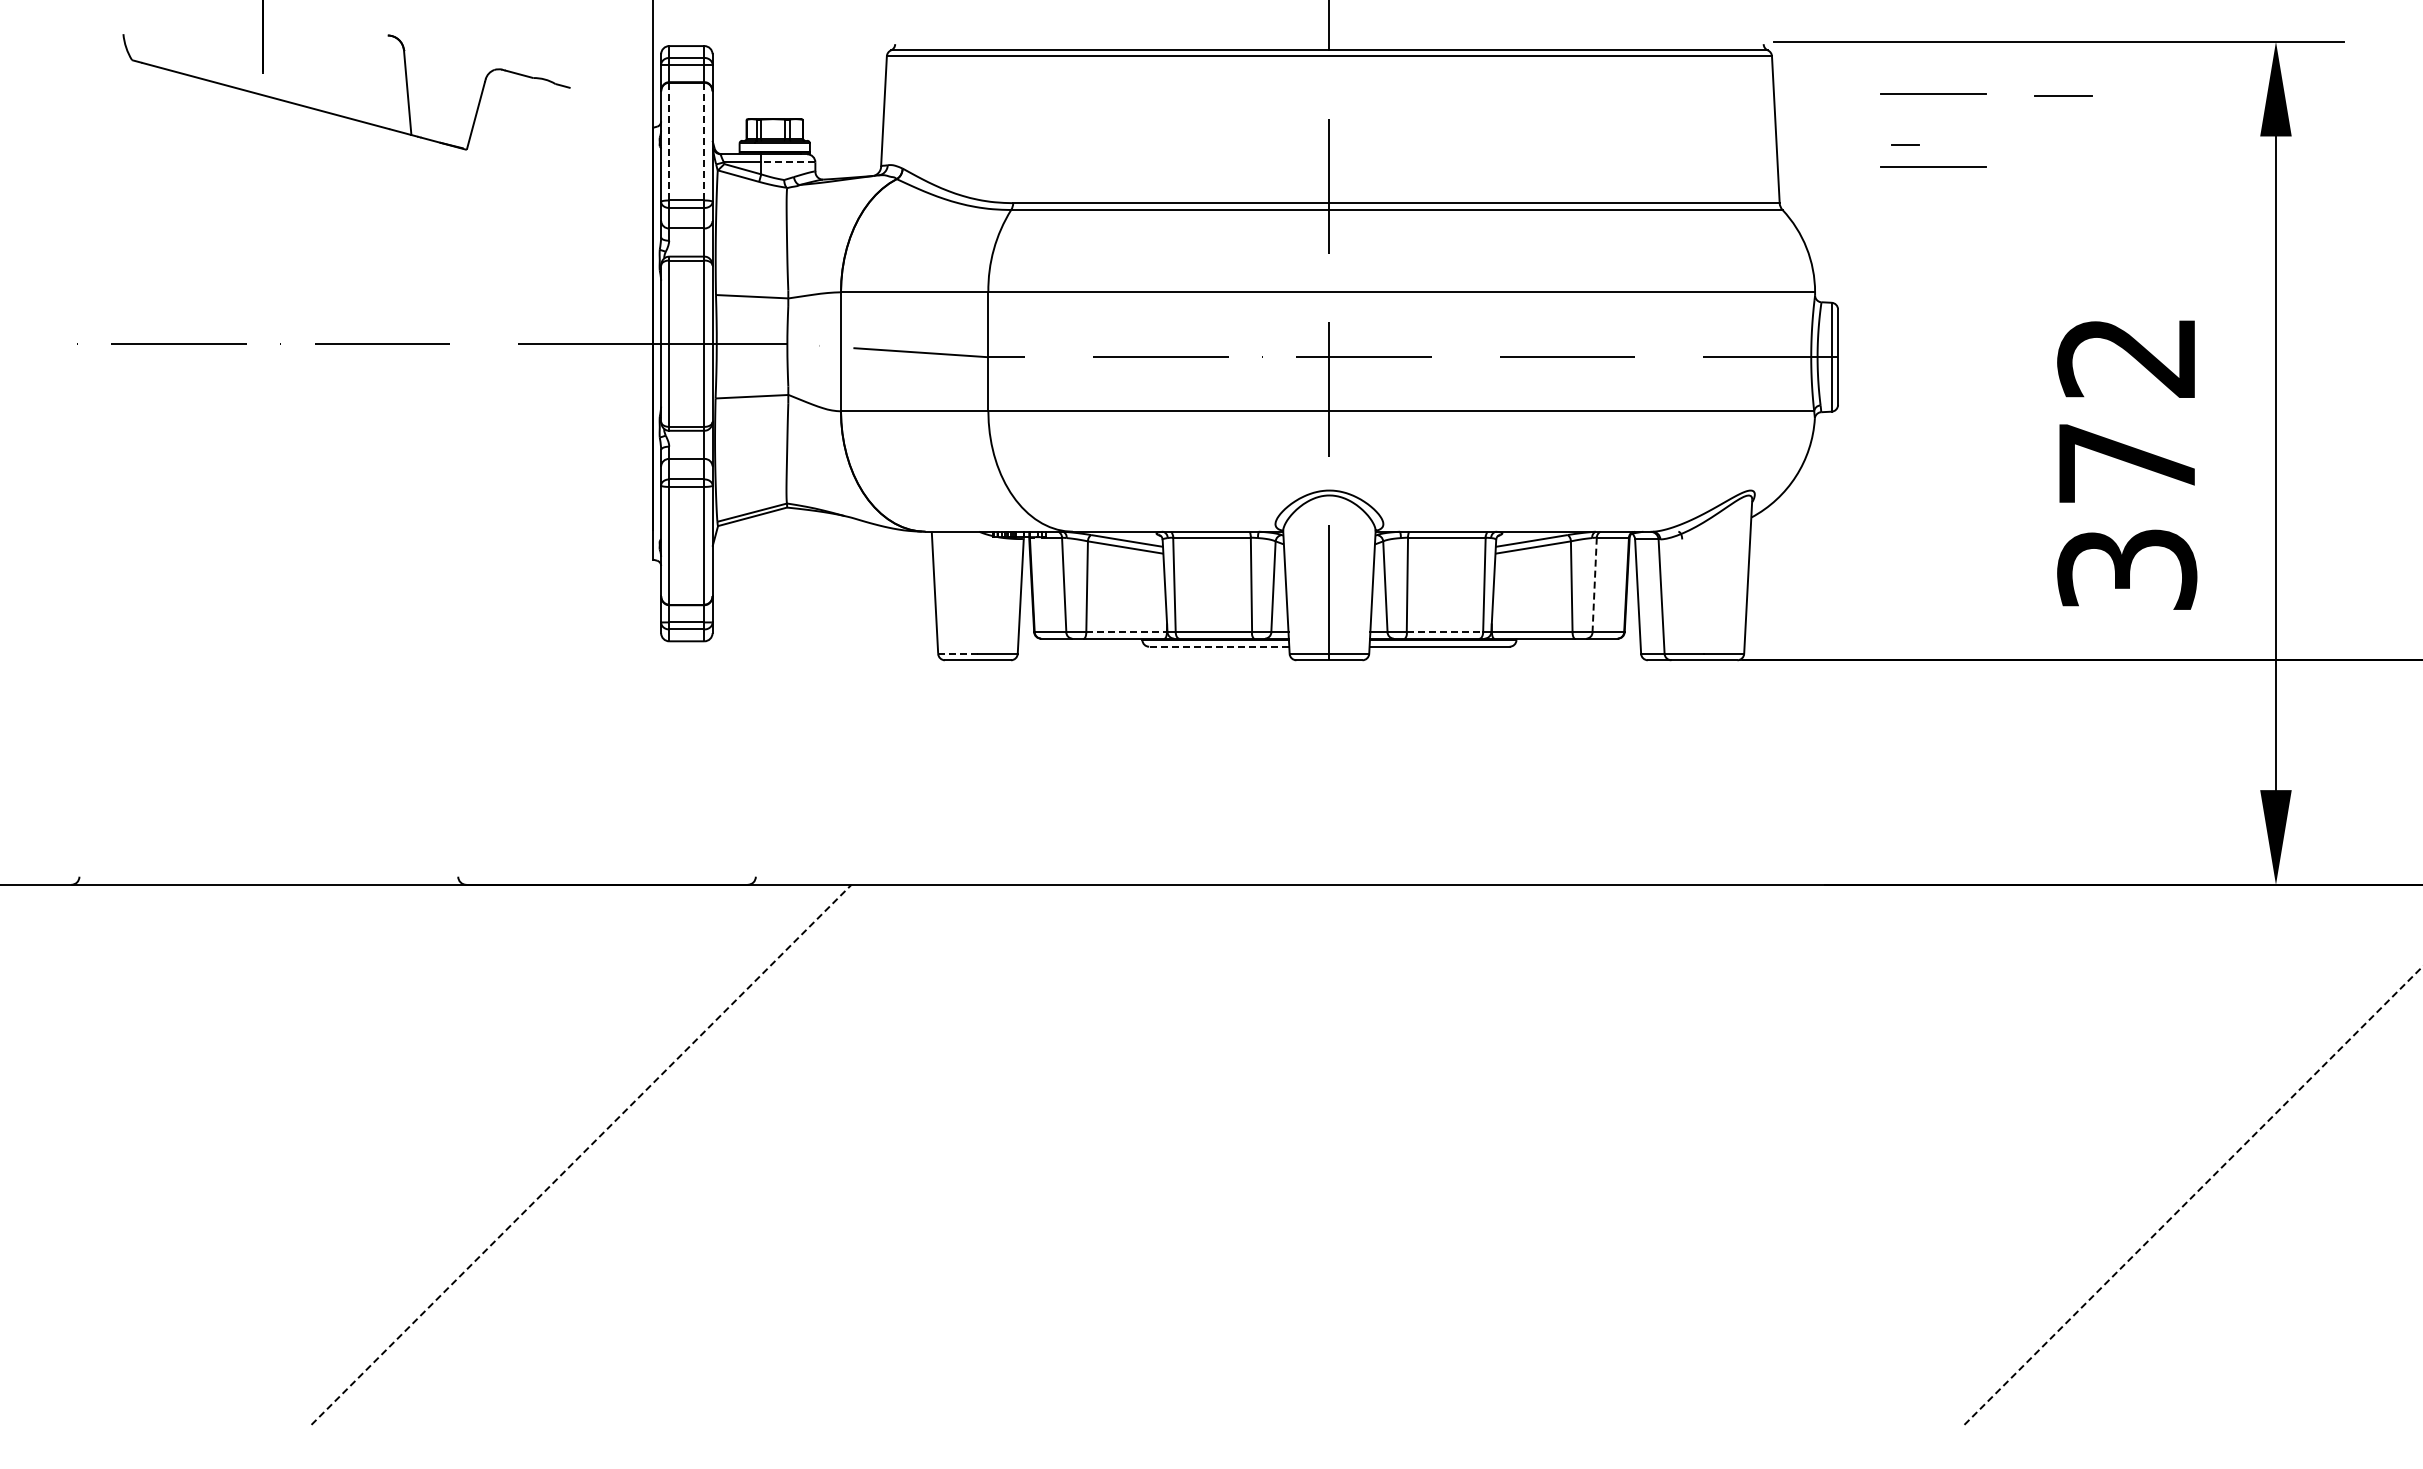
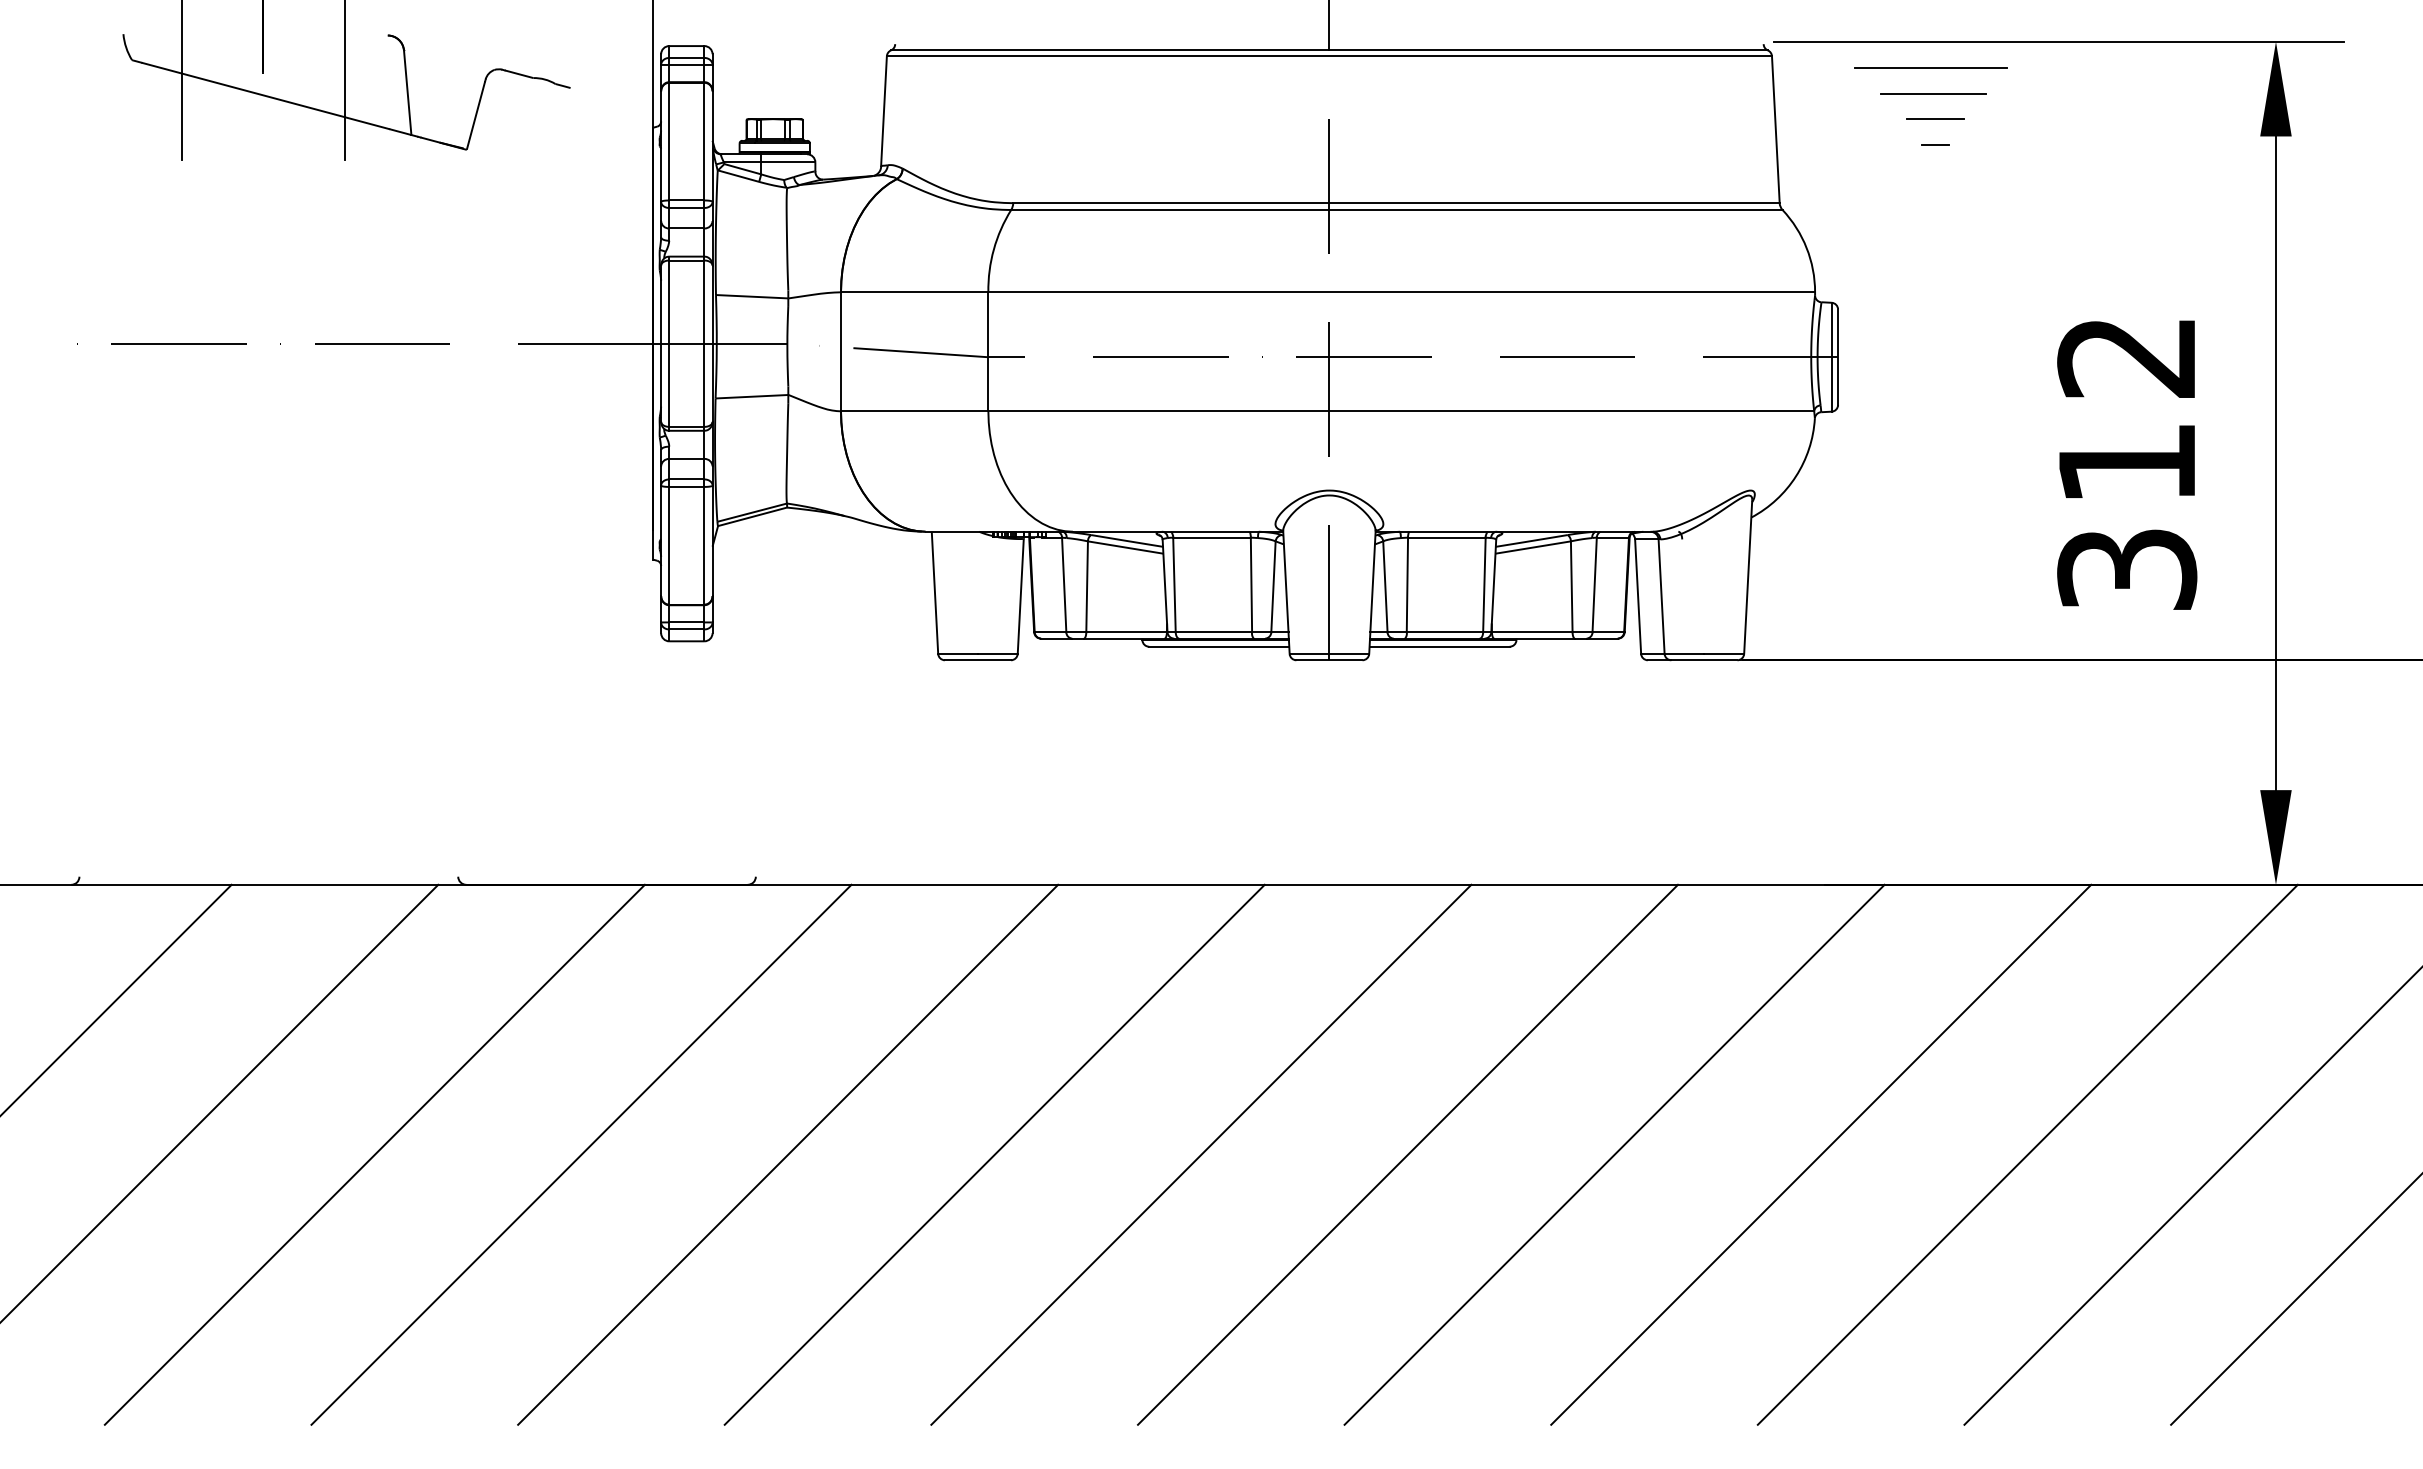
line: none -> present (1930, 67)
line: none -> present (181, 80)
line: none -> present (345, 80)
line position: (2063, 95) -> (1935, 118) (1935, 118)
line: dashed -> solid (669, 141)
line: dashed -> solid (704, 141)
line position: (1905, 144) -> (1935, 144) (1935, 144)
line: dashed -> solid (787, 162)
line: present -> none (1933, 166)
text: 372 -> 312 (2126, 463)
line: dashed -> solid (1594, 585)
line: dashed -> solid (1127, 632)
line: dashed -> solid (1445, 632)
line: dashed -> solid (1218, 646)
line: dashed -> solid (958, 653)
line: none -> present (116, 999)
line: none -> present (220, 1102)
line: none -> present (374, 1154)
line: dashed -> solid (581, 1154)
line: none -> present (788, 1154)
line: none -> present (994, 1154)
line: none -> present (1201, 1154)
line: none -> present (1407, 1154)
line: none -> present (1614, 1154)
line: none -> present (1821, 1154)
line: none -> present (2027, 1154)
line: dashed -> solid (2193, 1195)
line: none -> present (2295, 1300)
